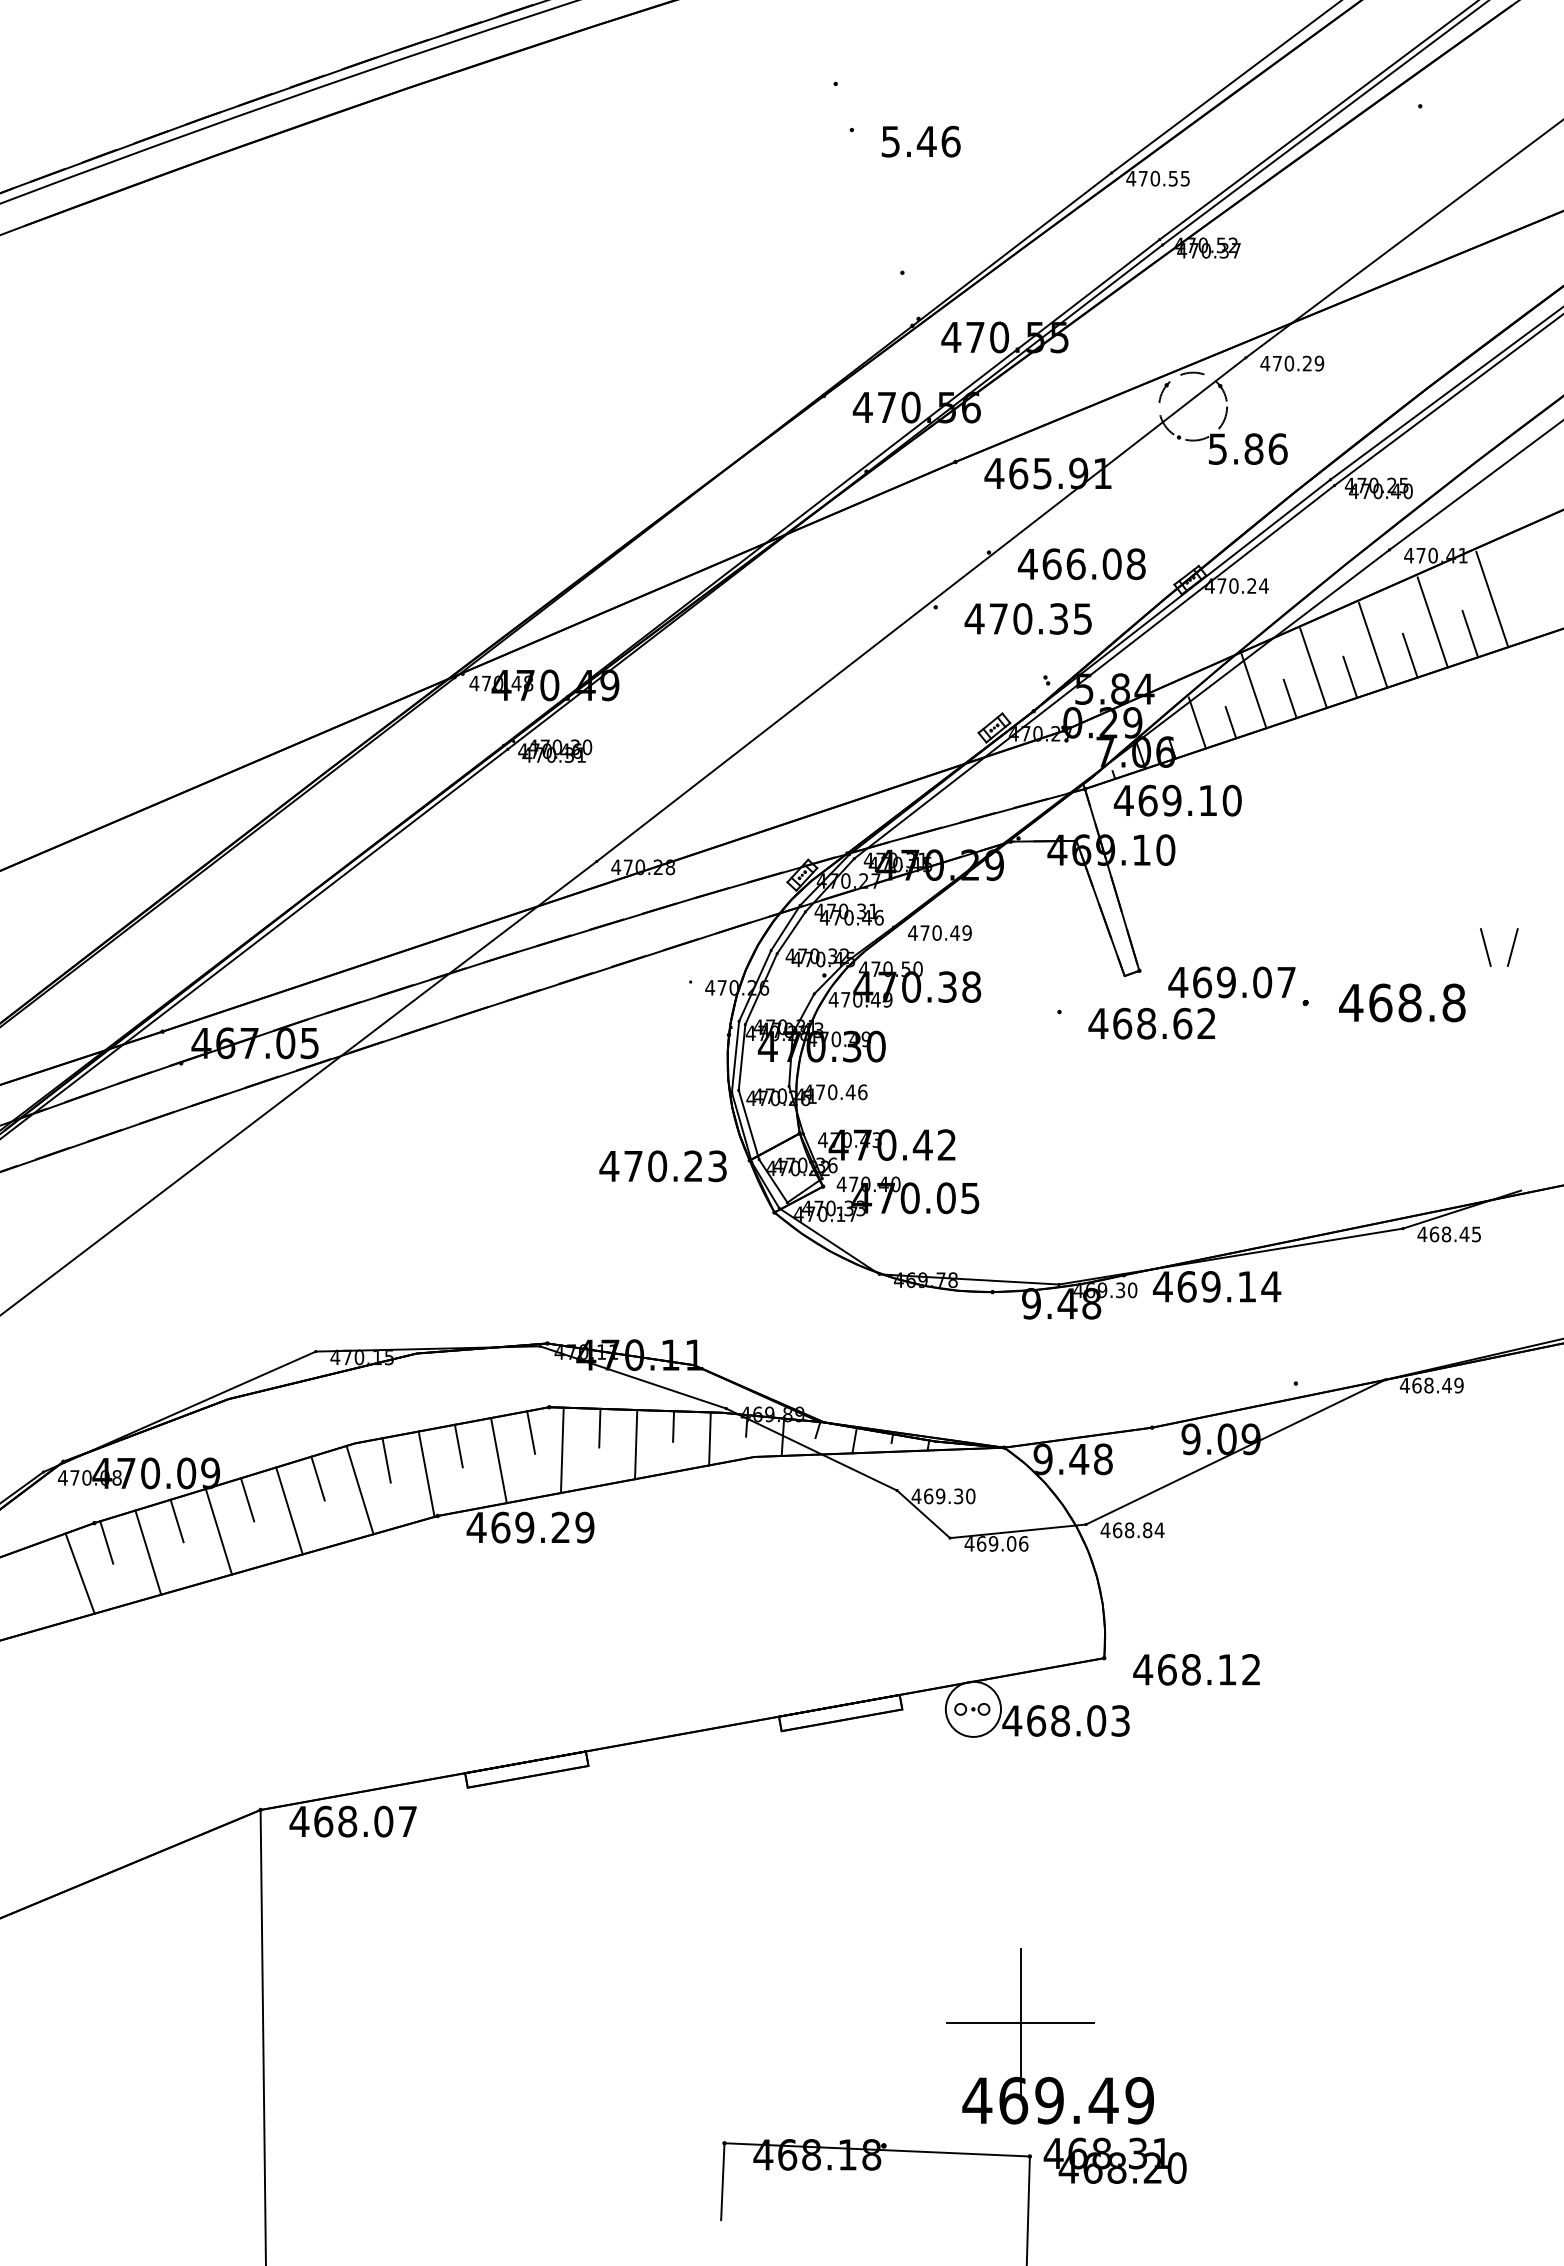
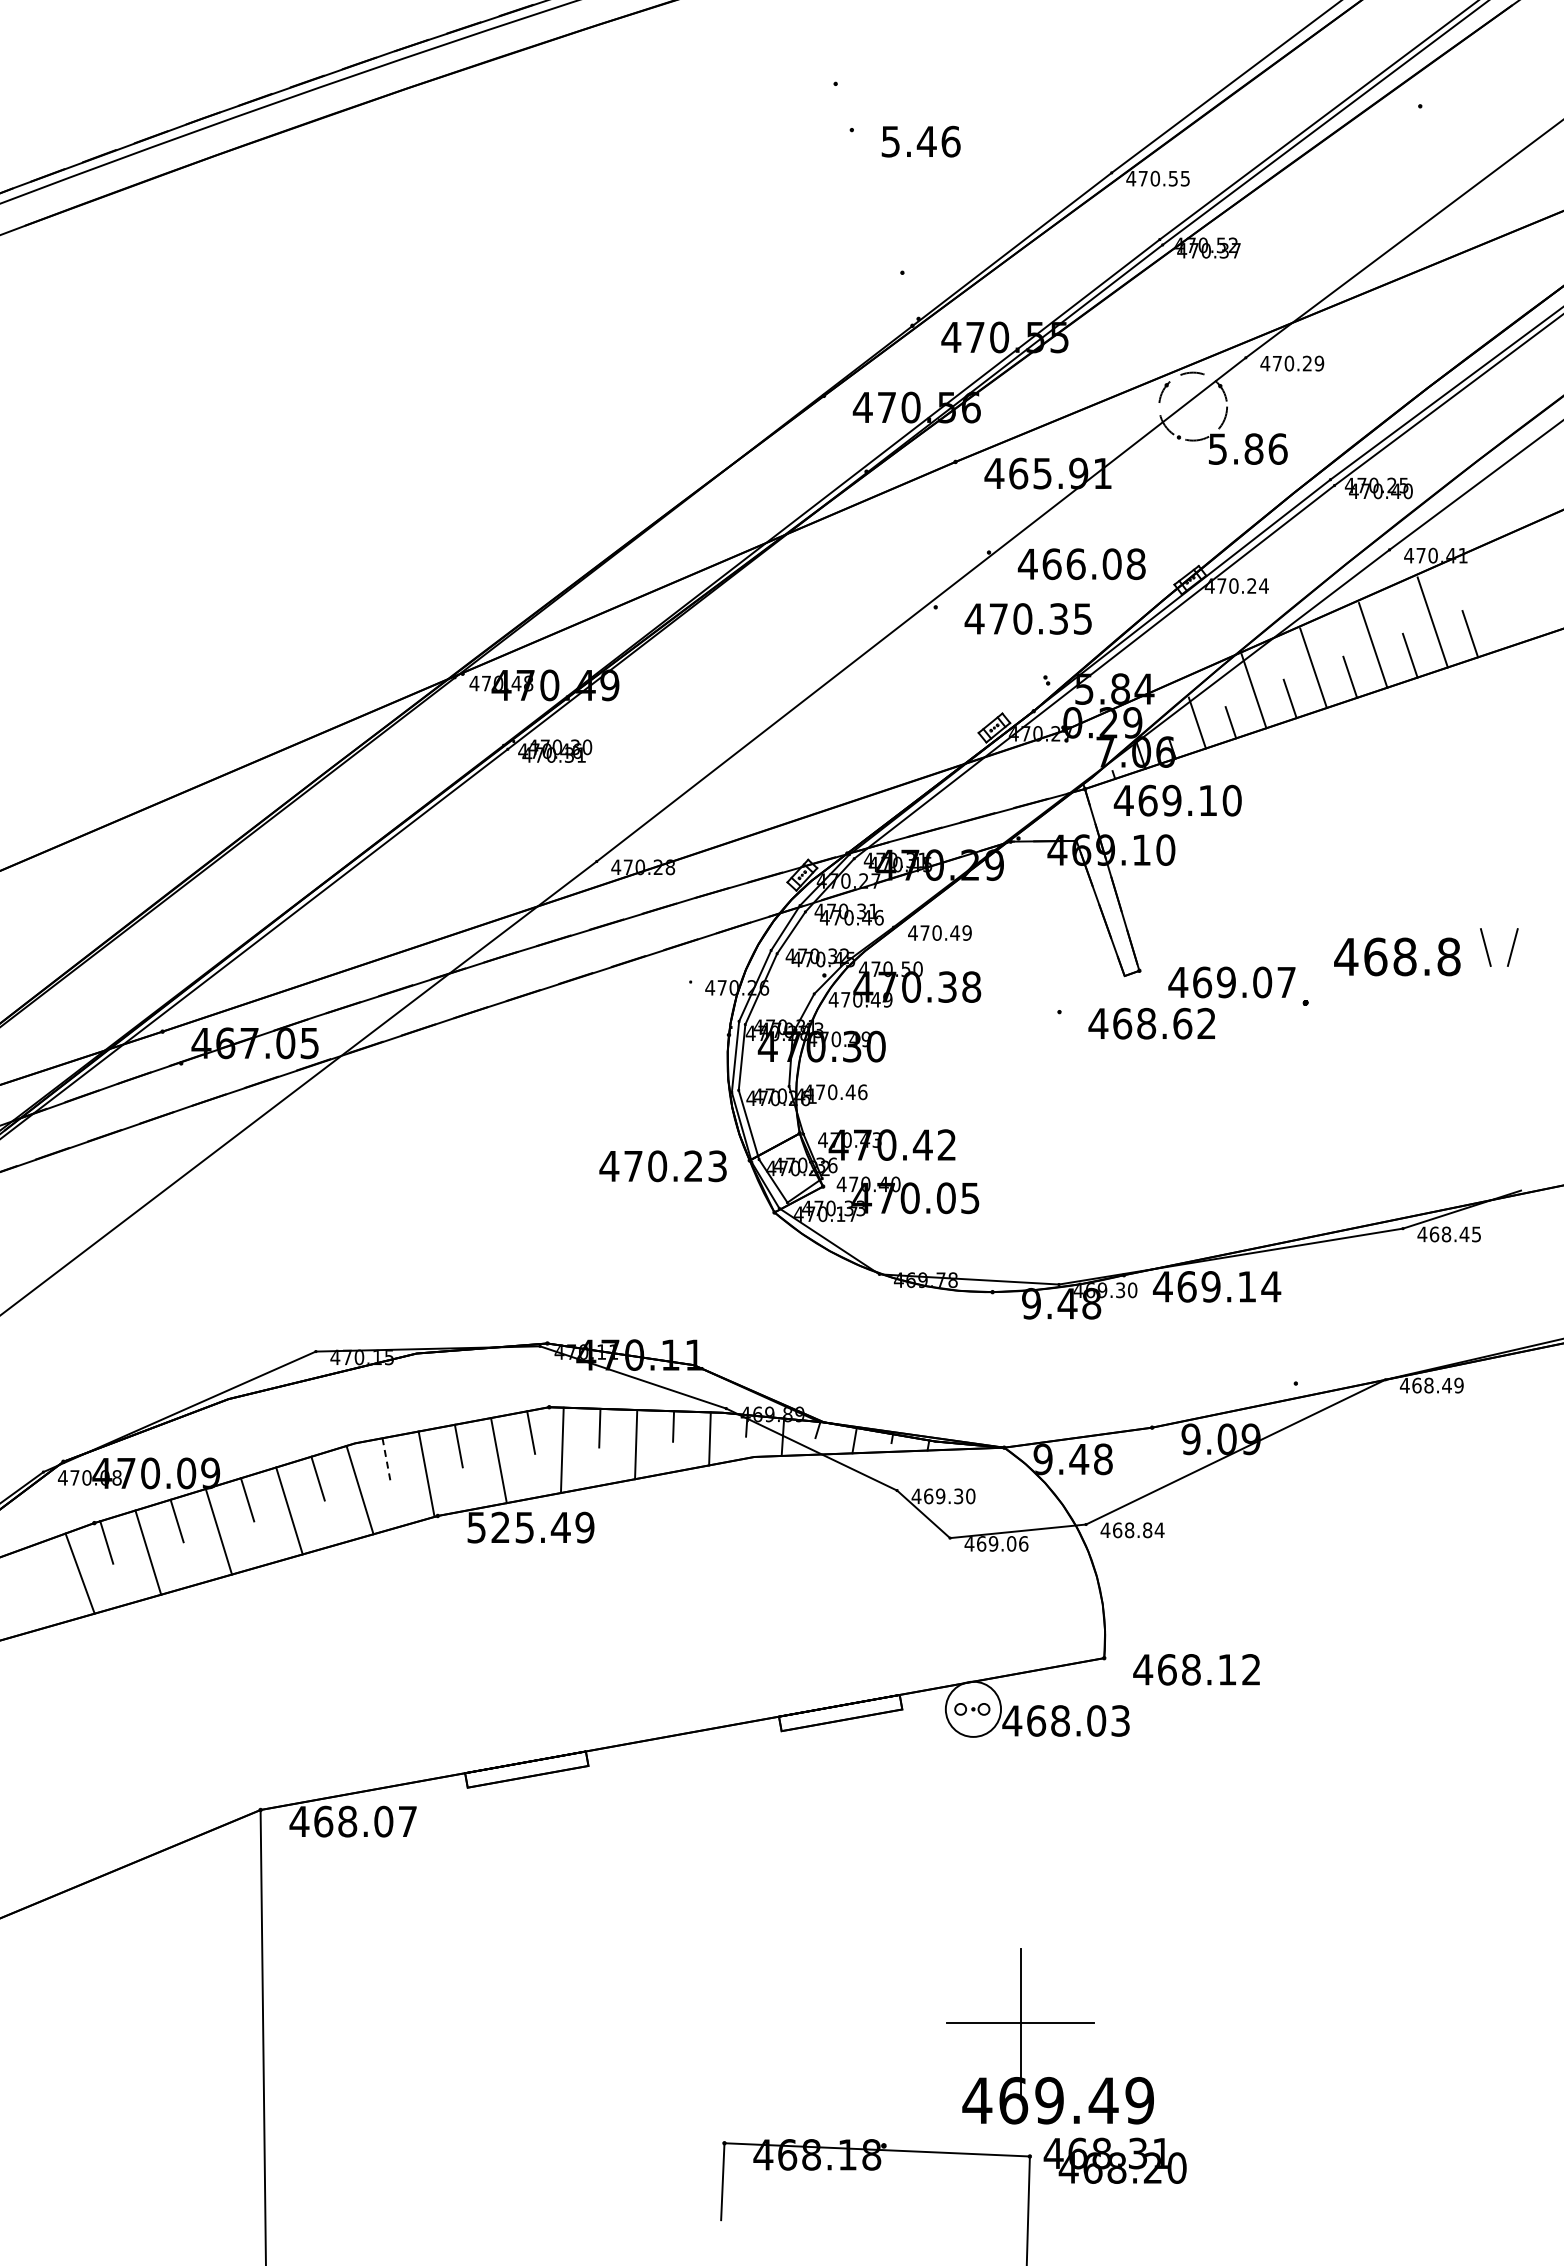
line: present -> none (1492, 599)
text position: (1402, 1002) -> (1397, 956) (1397, 956)
line: solid -> dashed (386, 1460)
text: 469.29 -> 525.49 (518, 1527)
